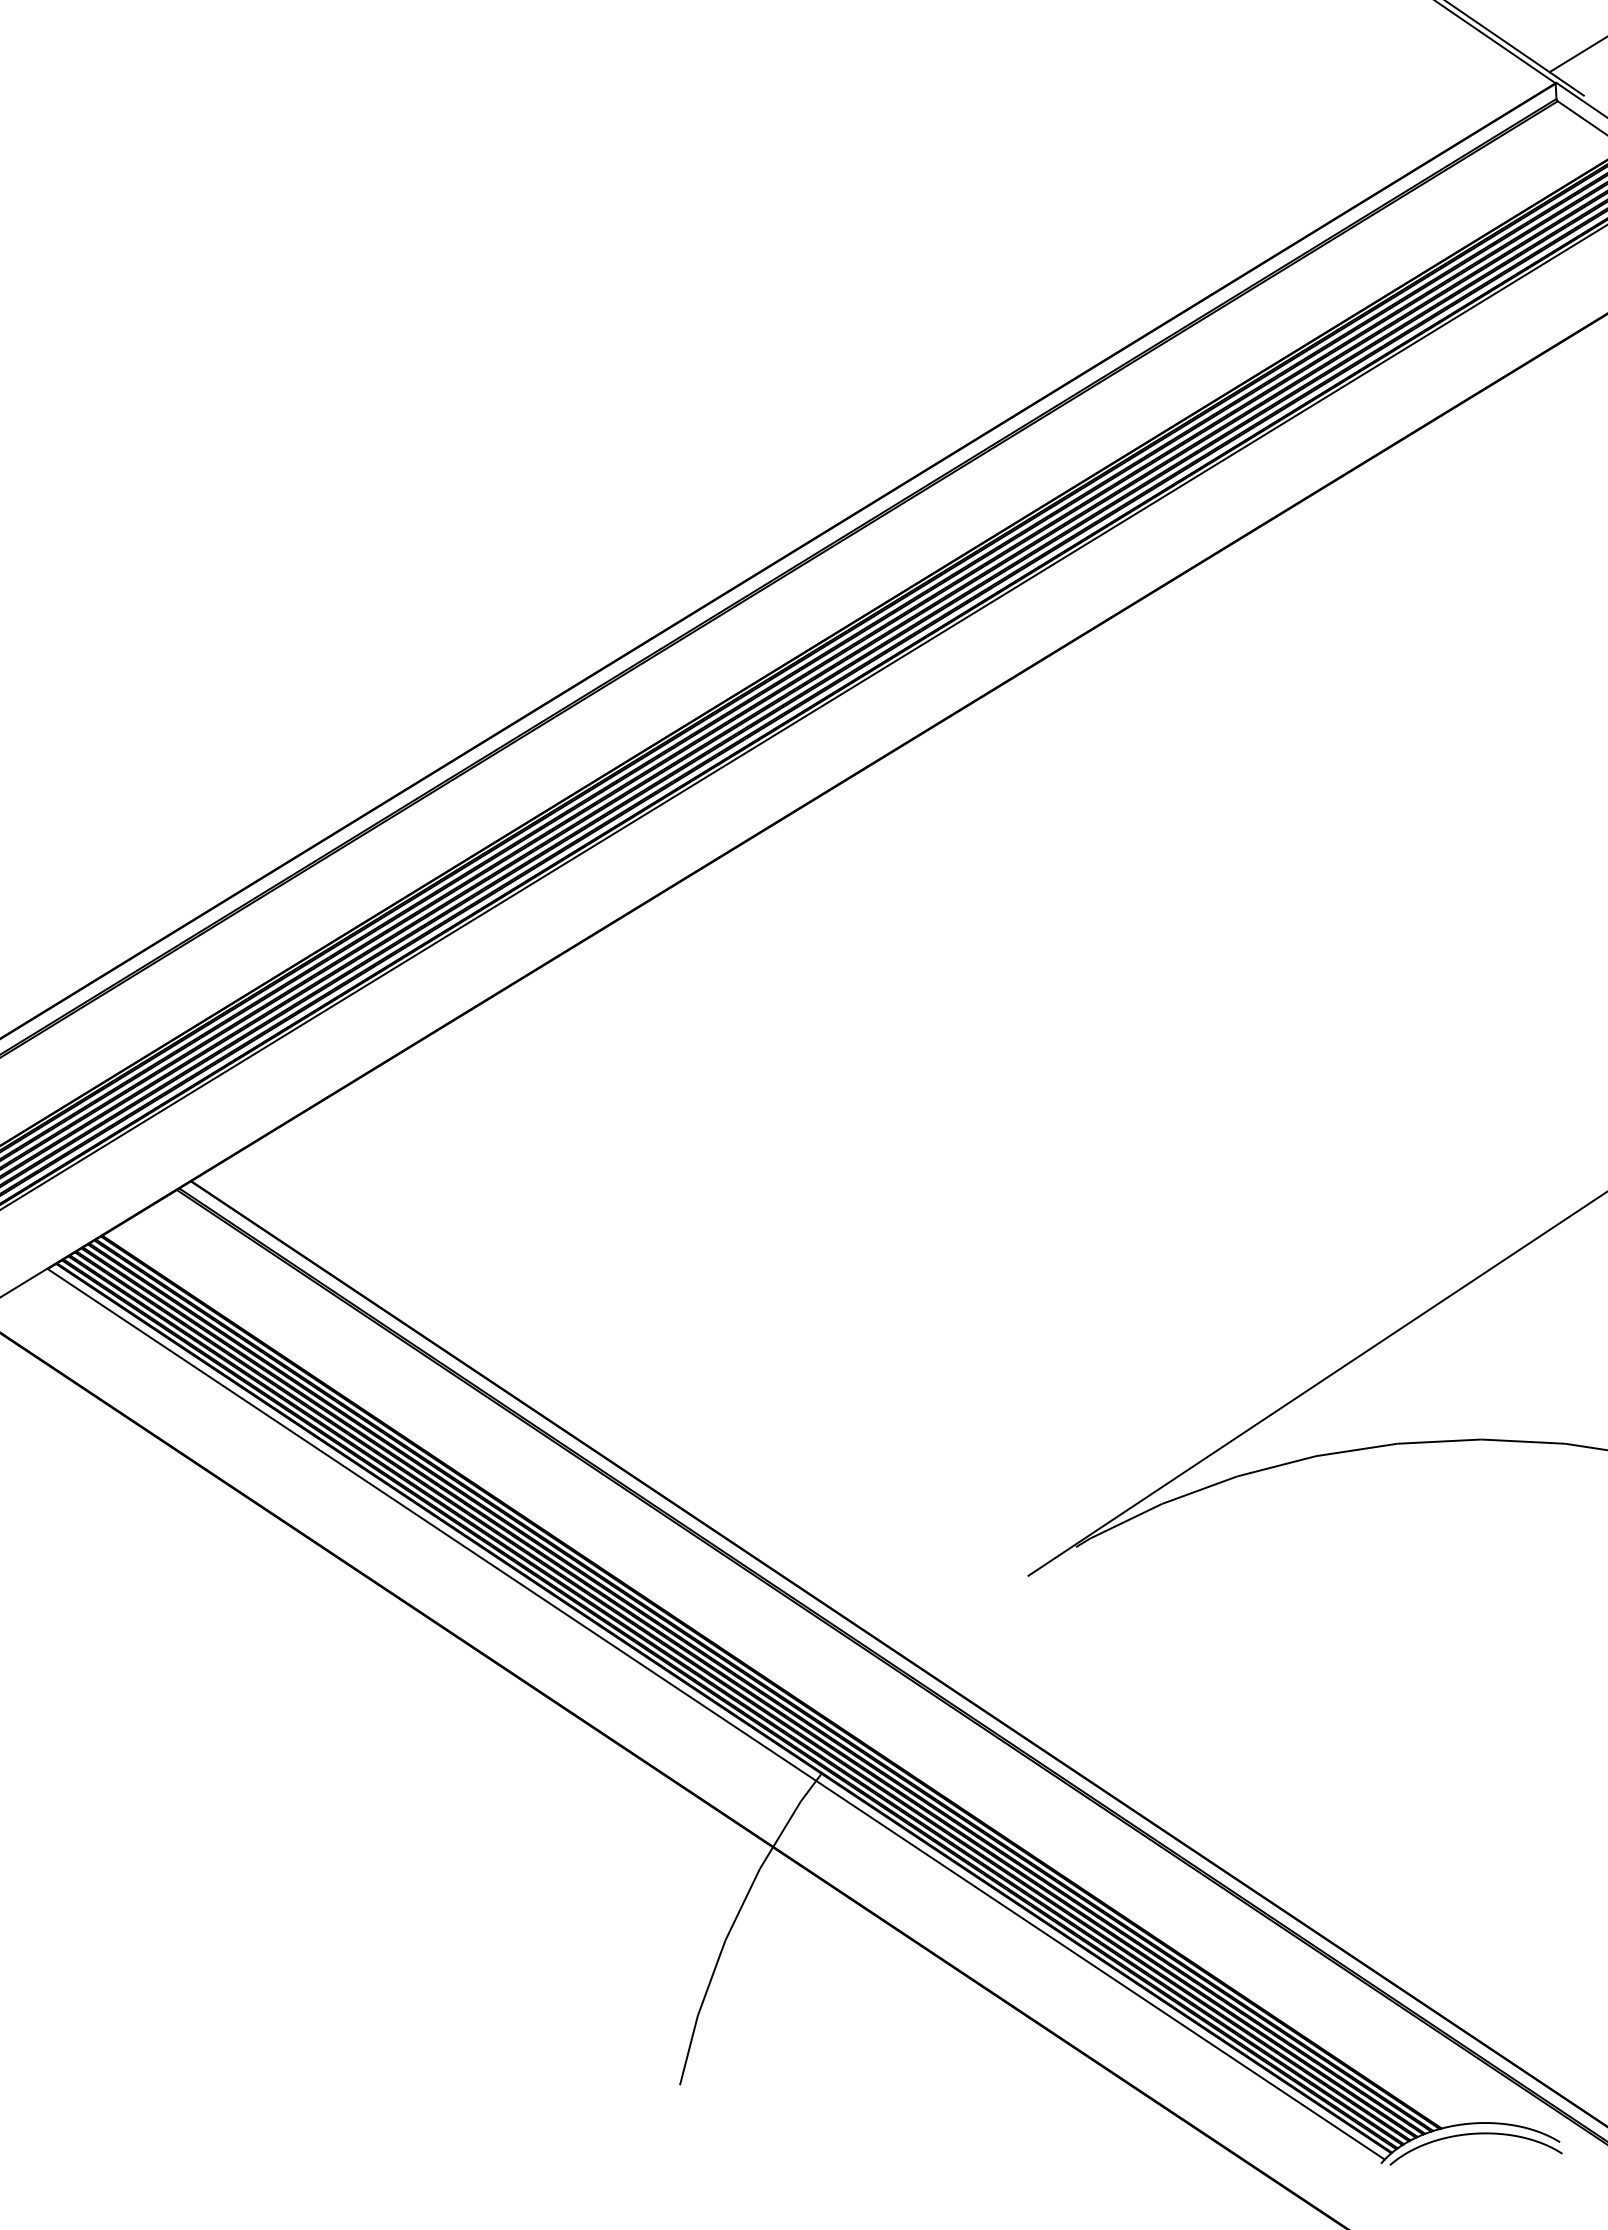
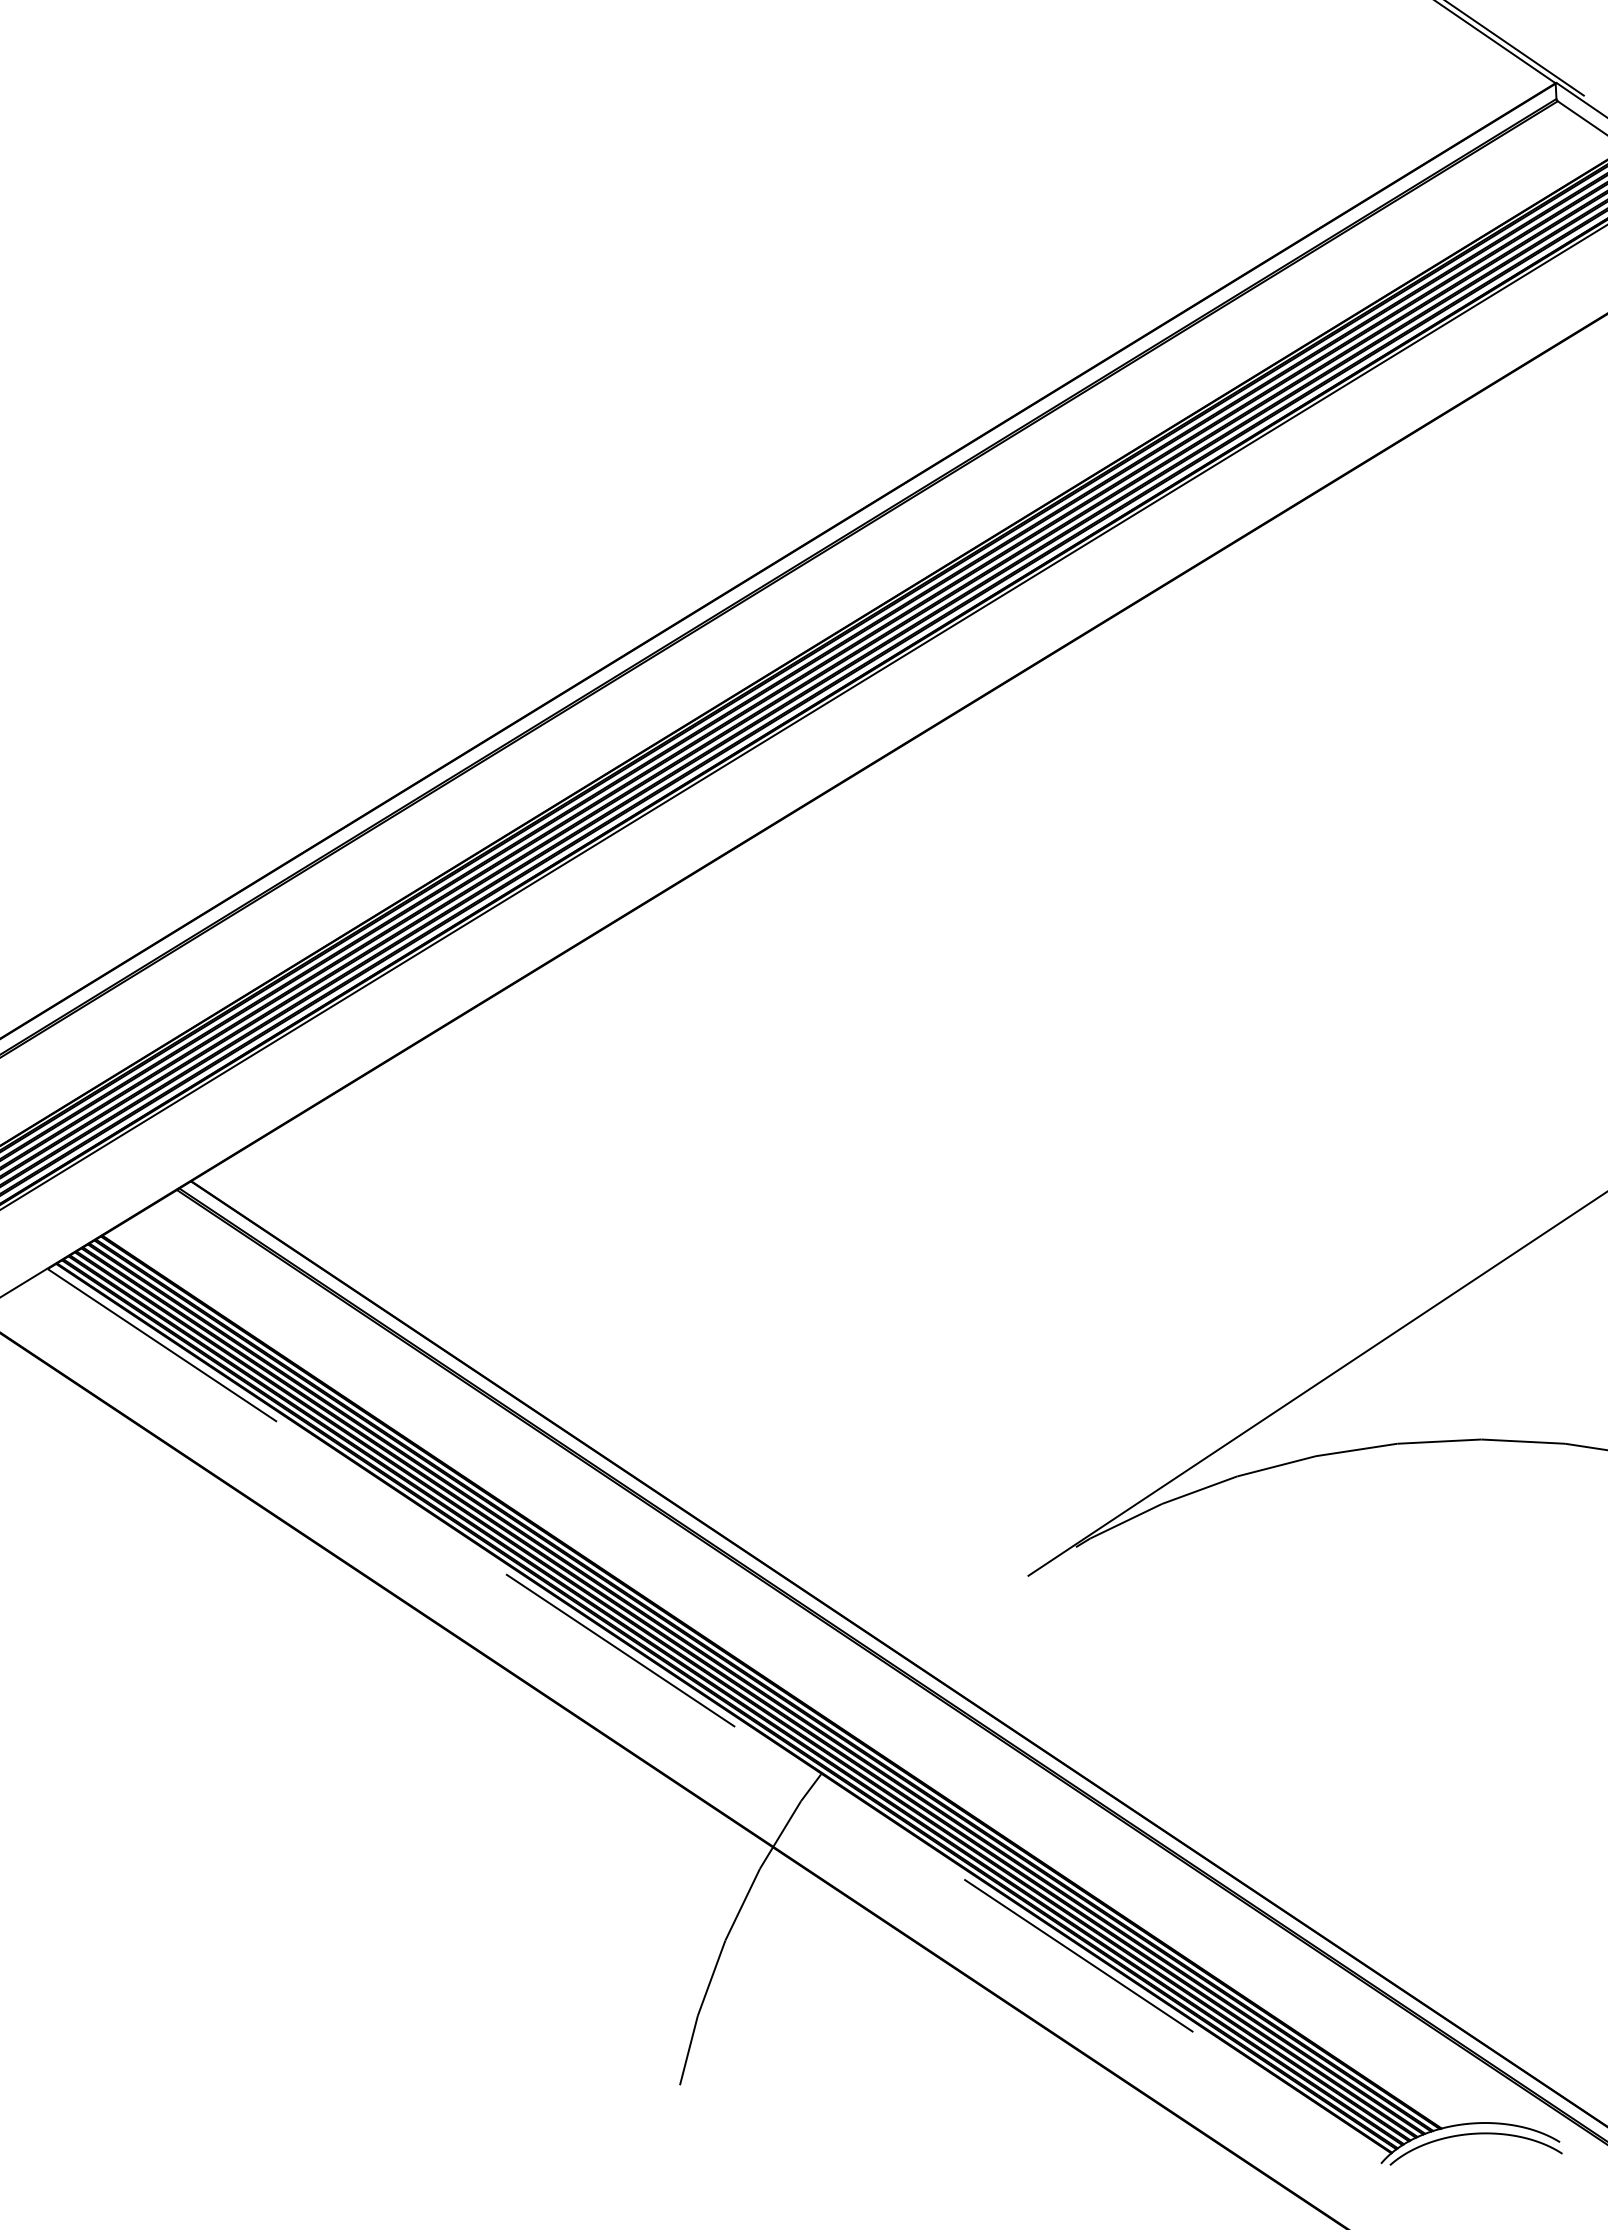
line: present -> none (1576, 55)
line: solid -> dashed (716, 1714)
